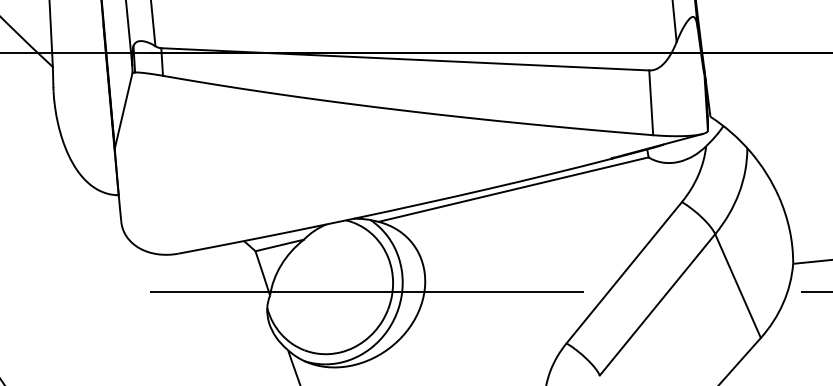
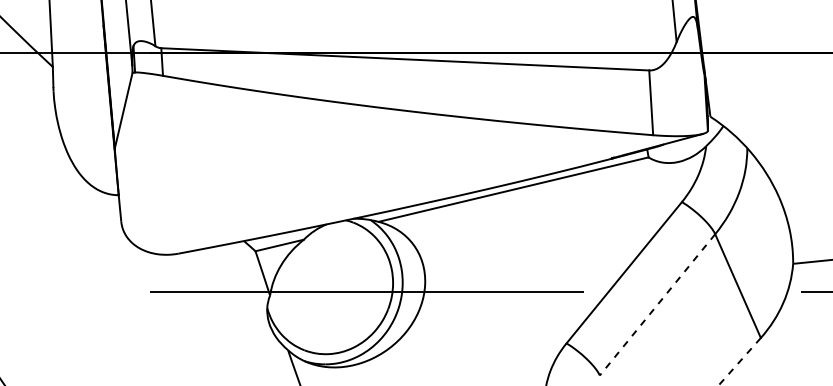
line: solid -> dashed (657, 305)
line: solid -> dashed (739, 361)
